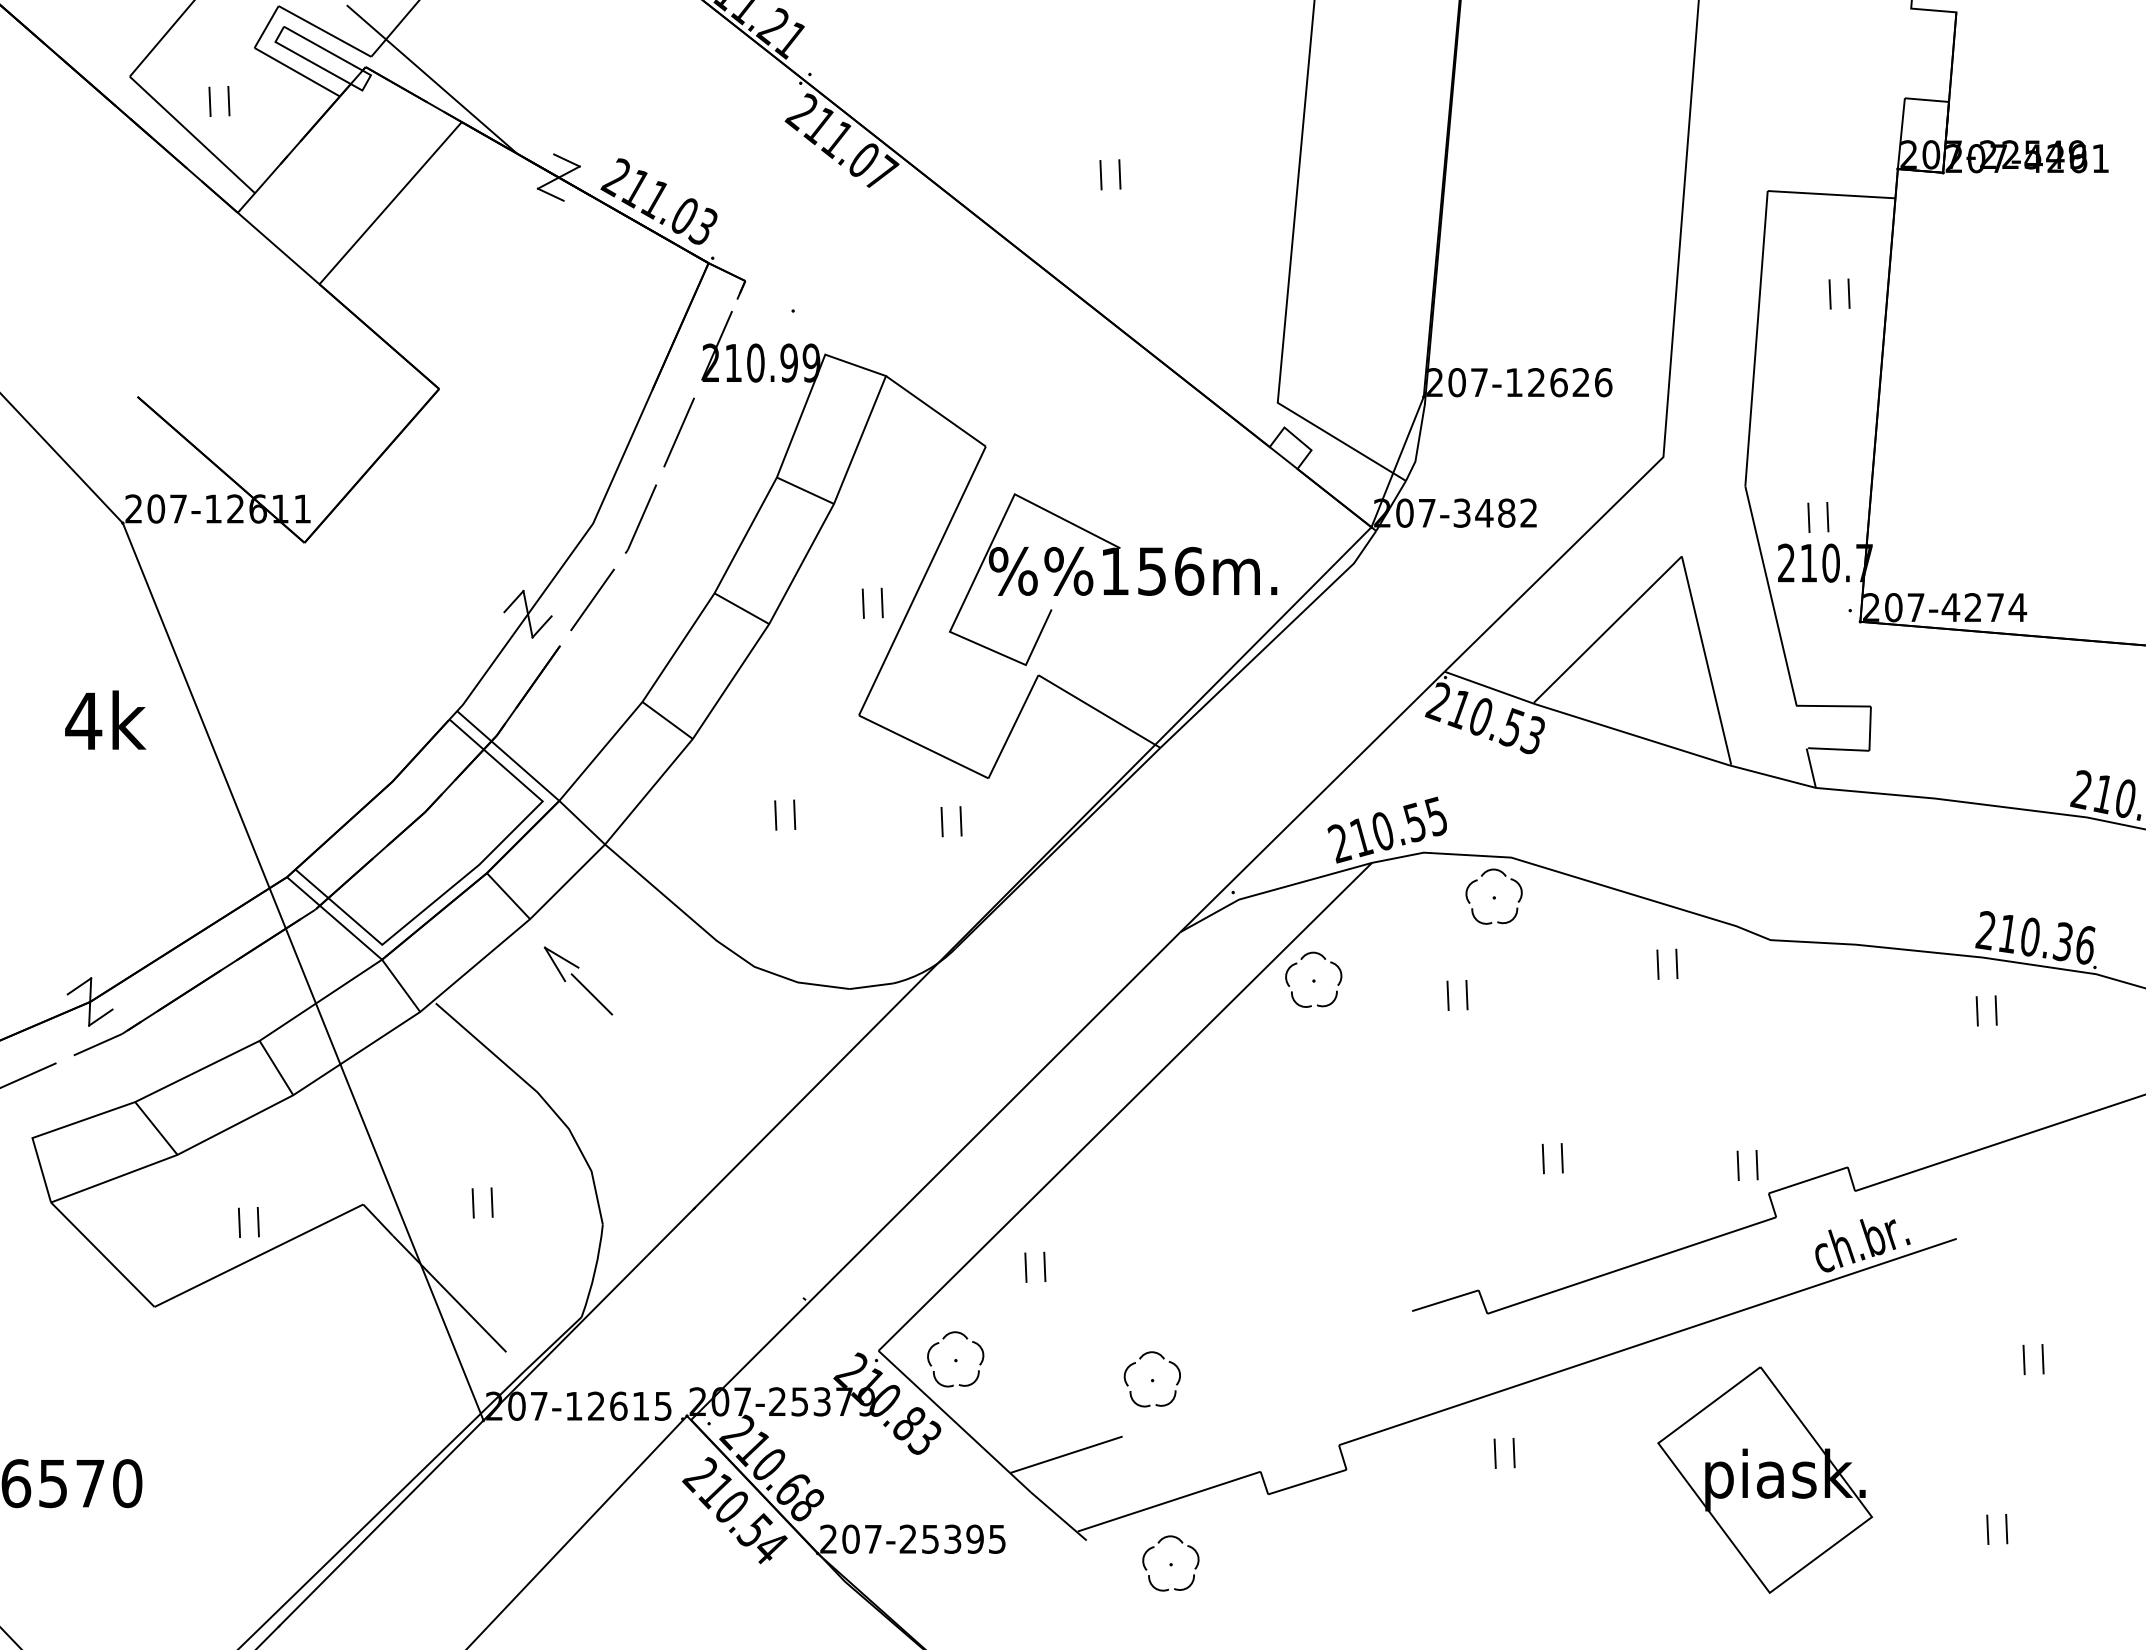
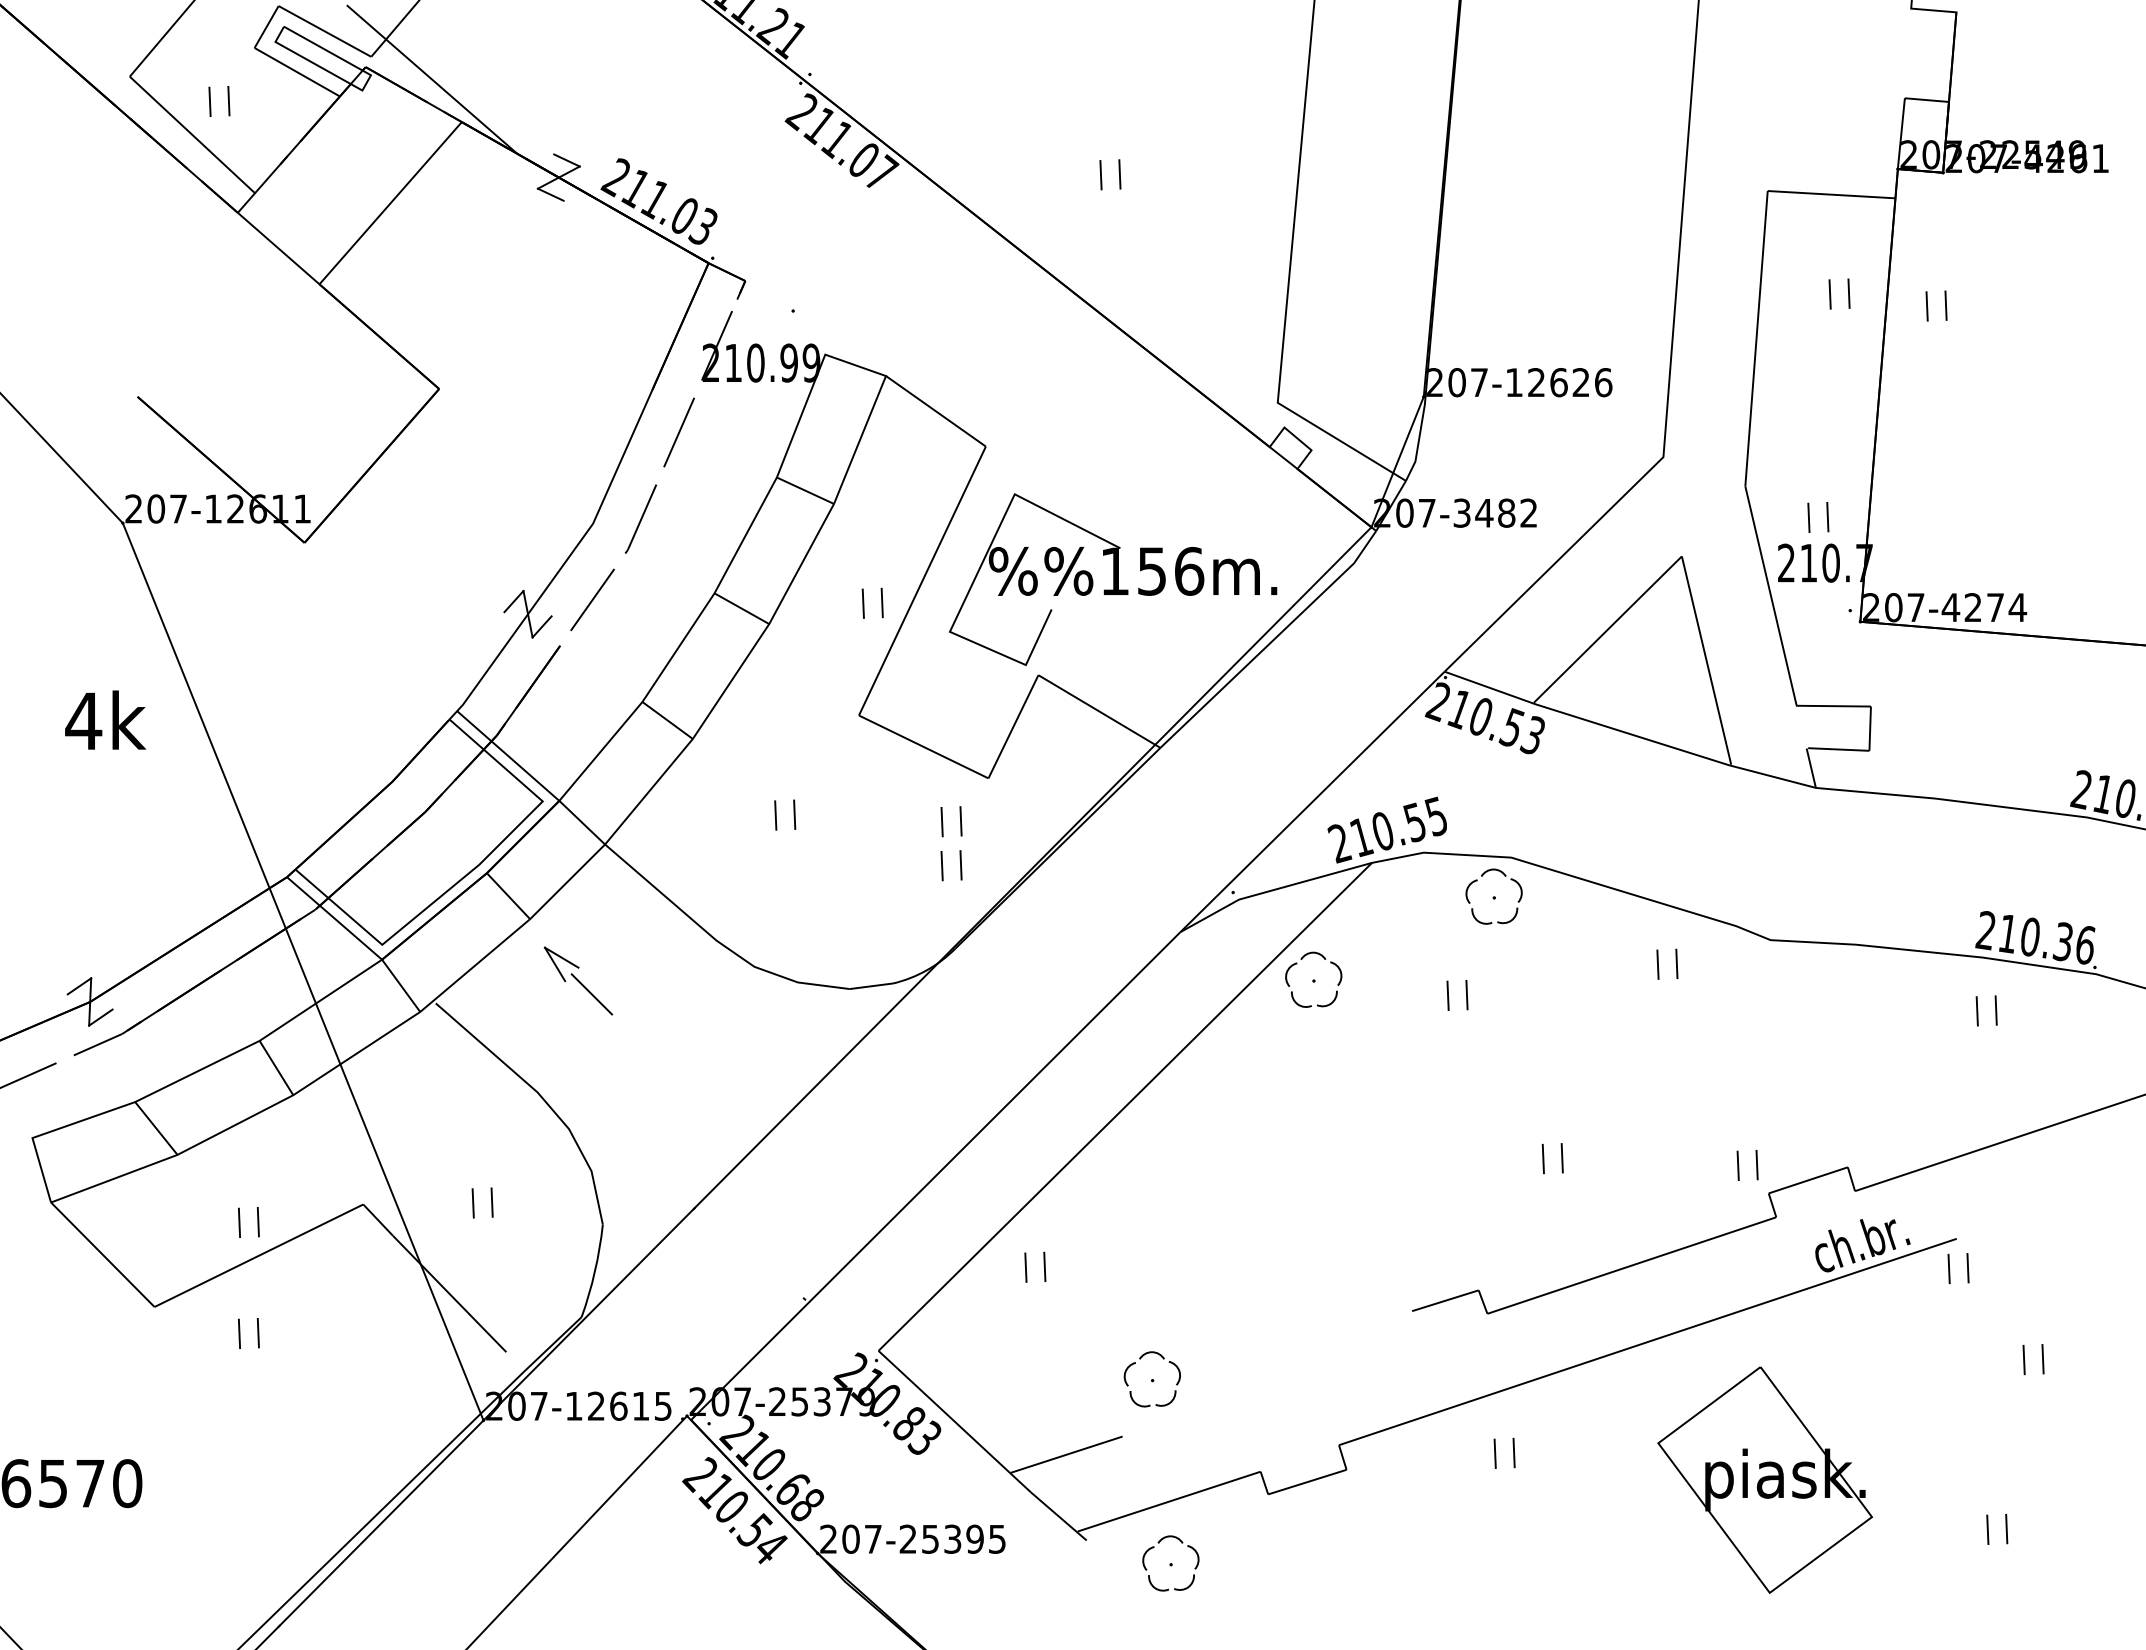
part: none -> present (1928, 307)
part: none -> present (943, 866)
part: none -> present (1950, 1269)
part: none -> present (240, 1333)
part: present -> none (955, 1359)
